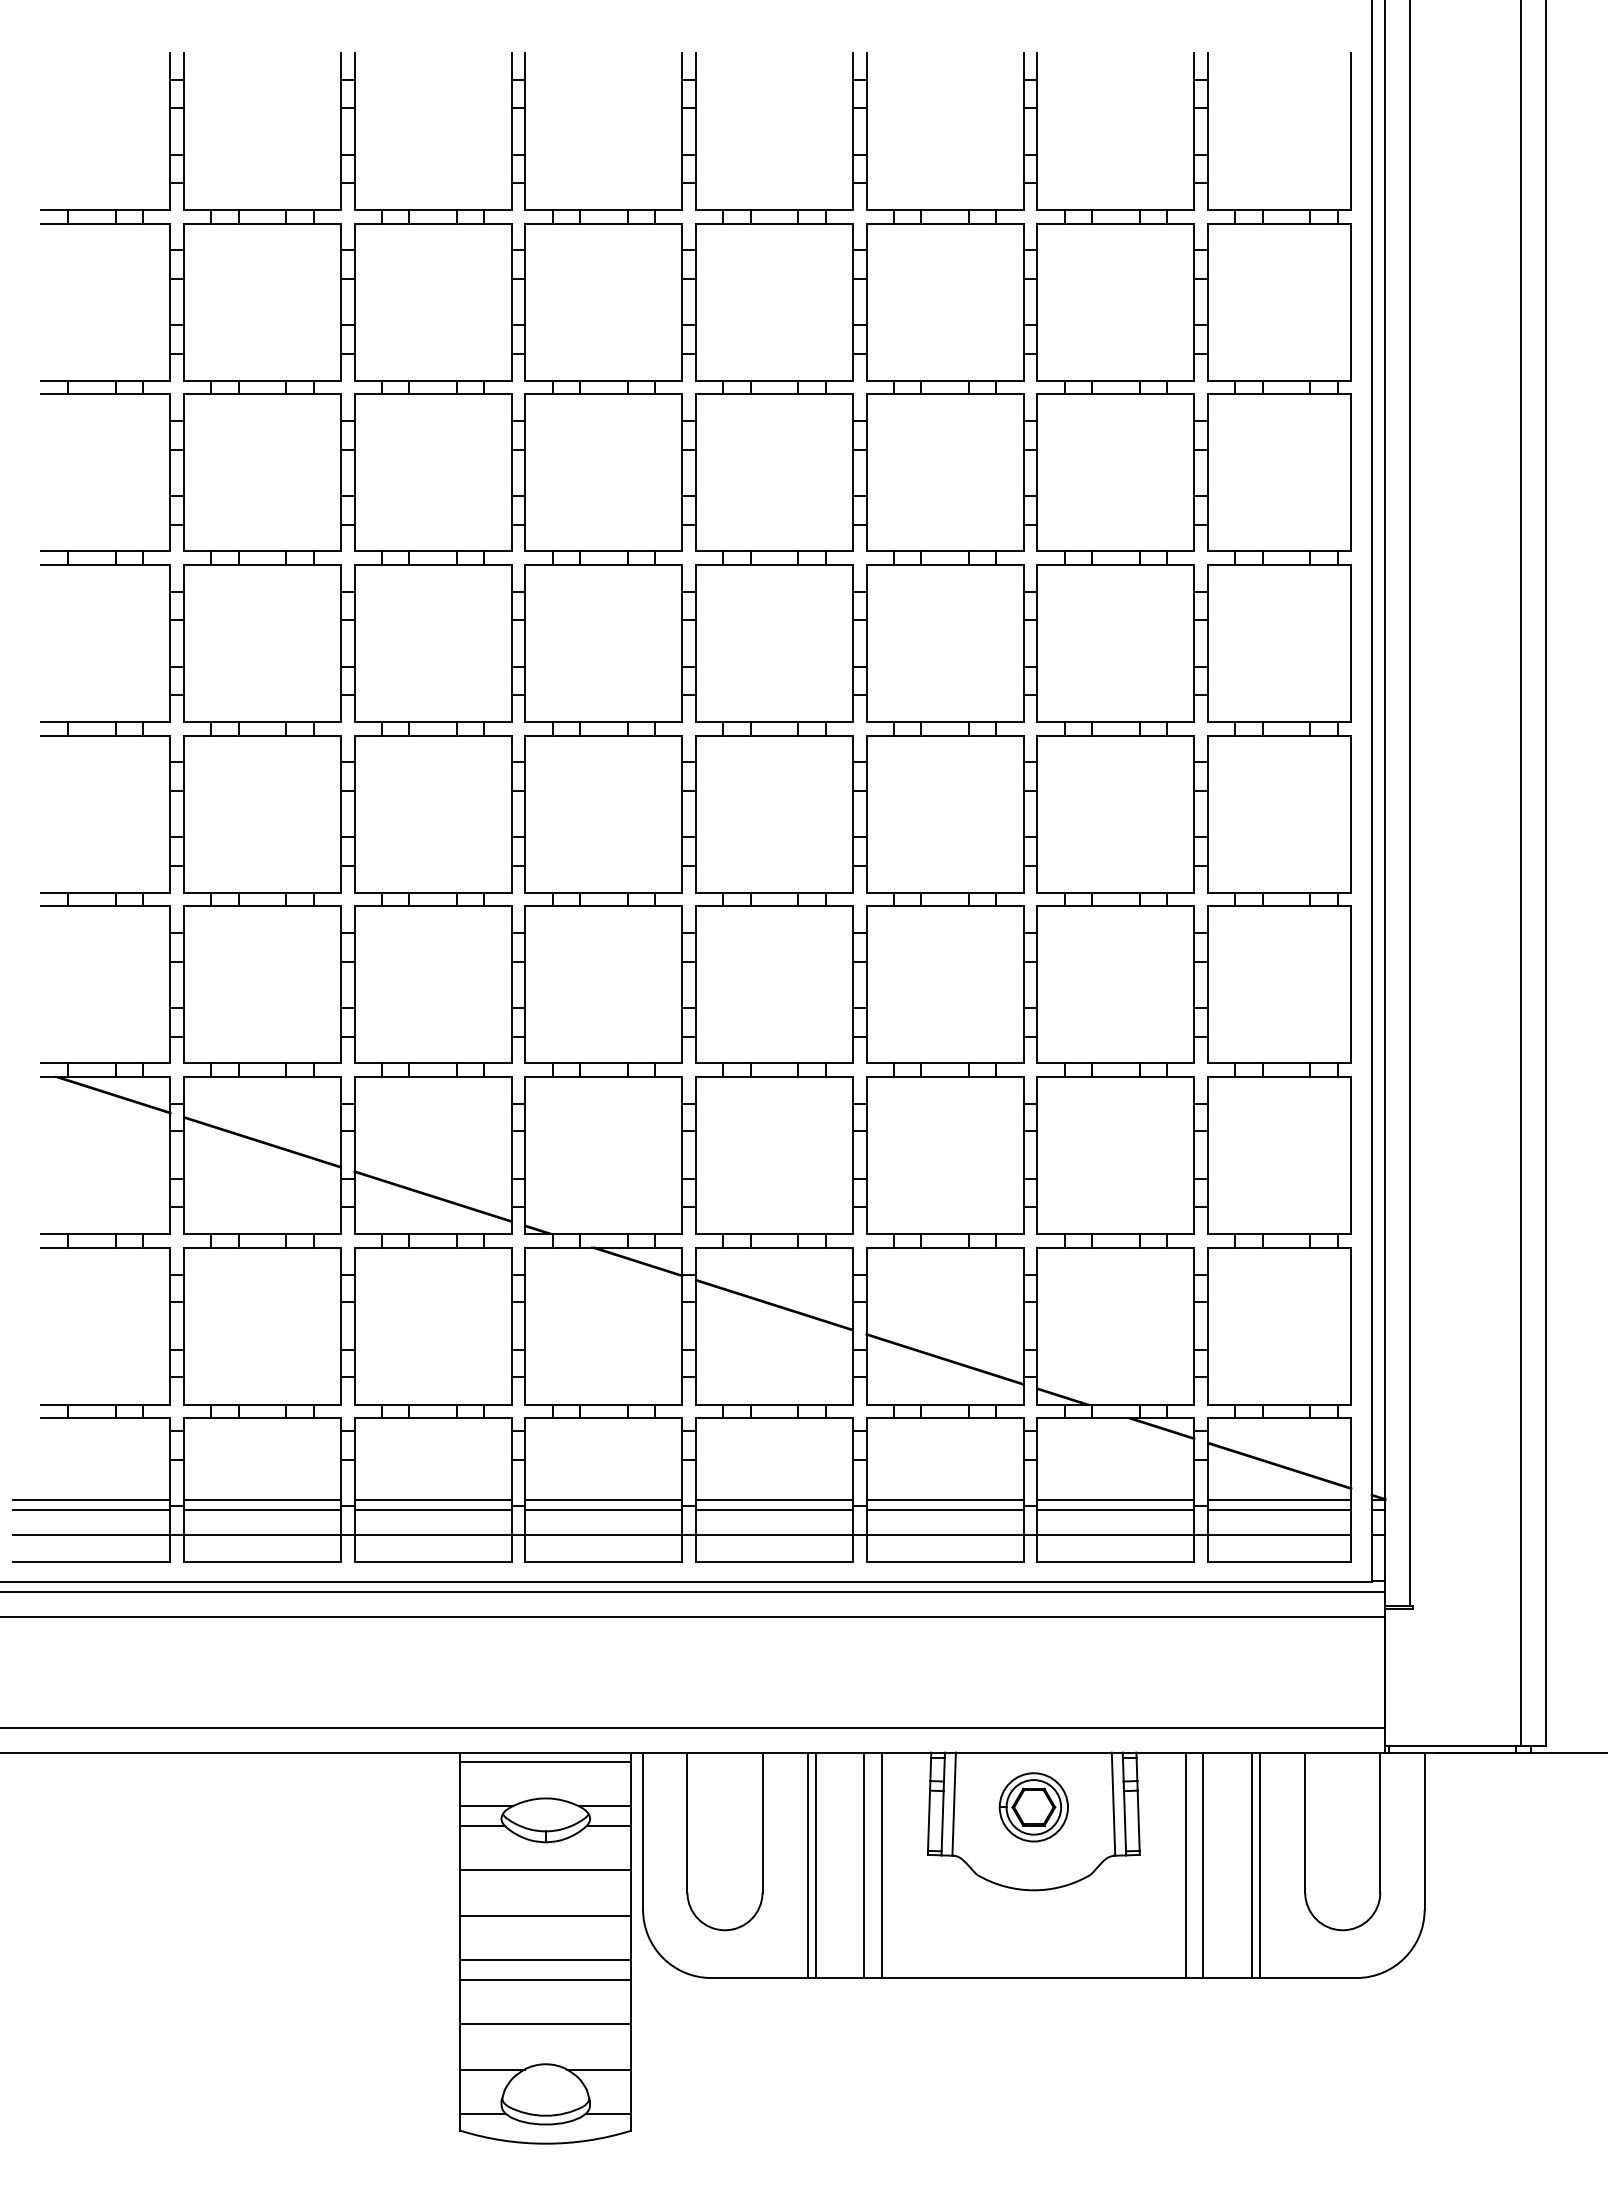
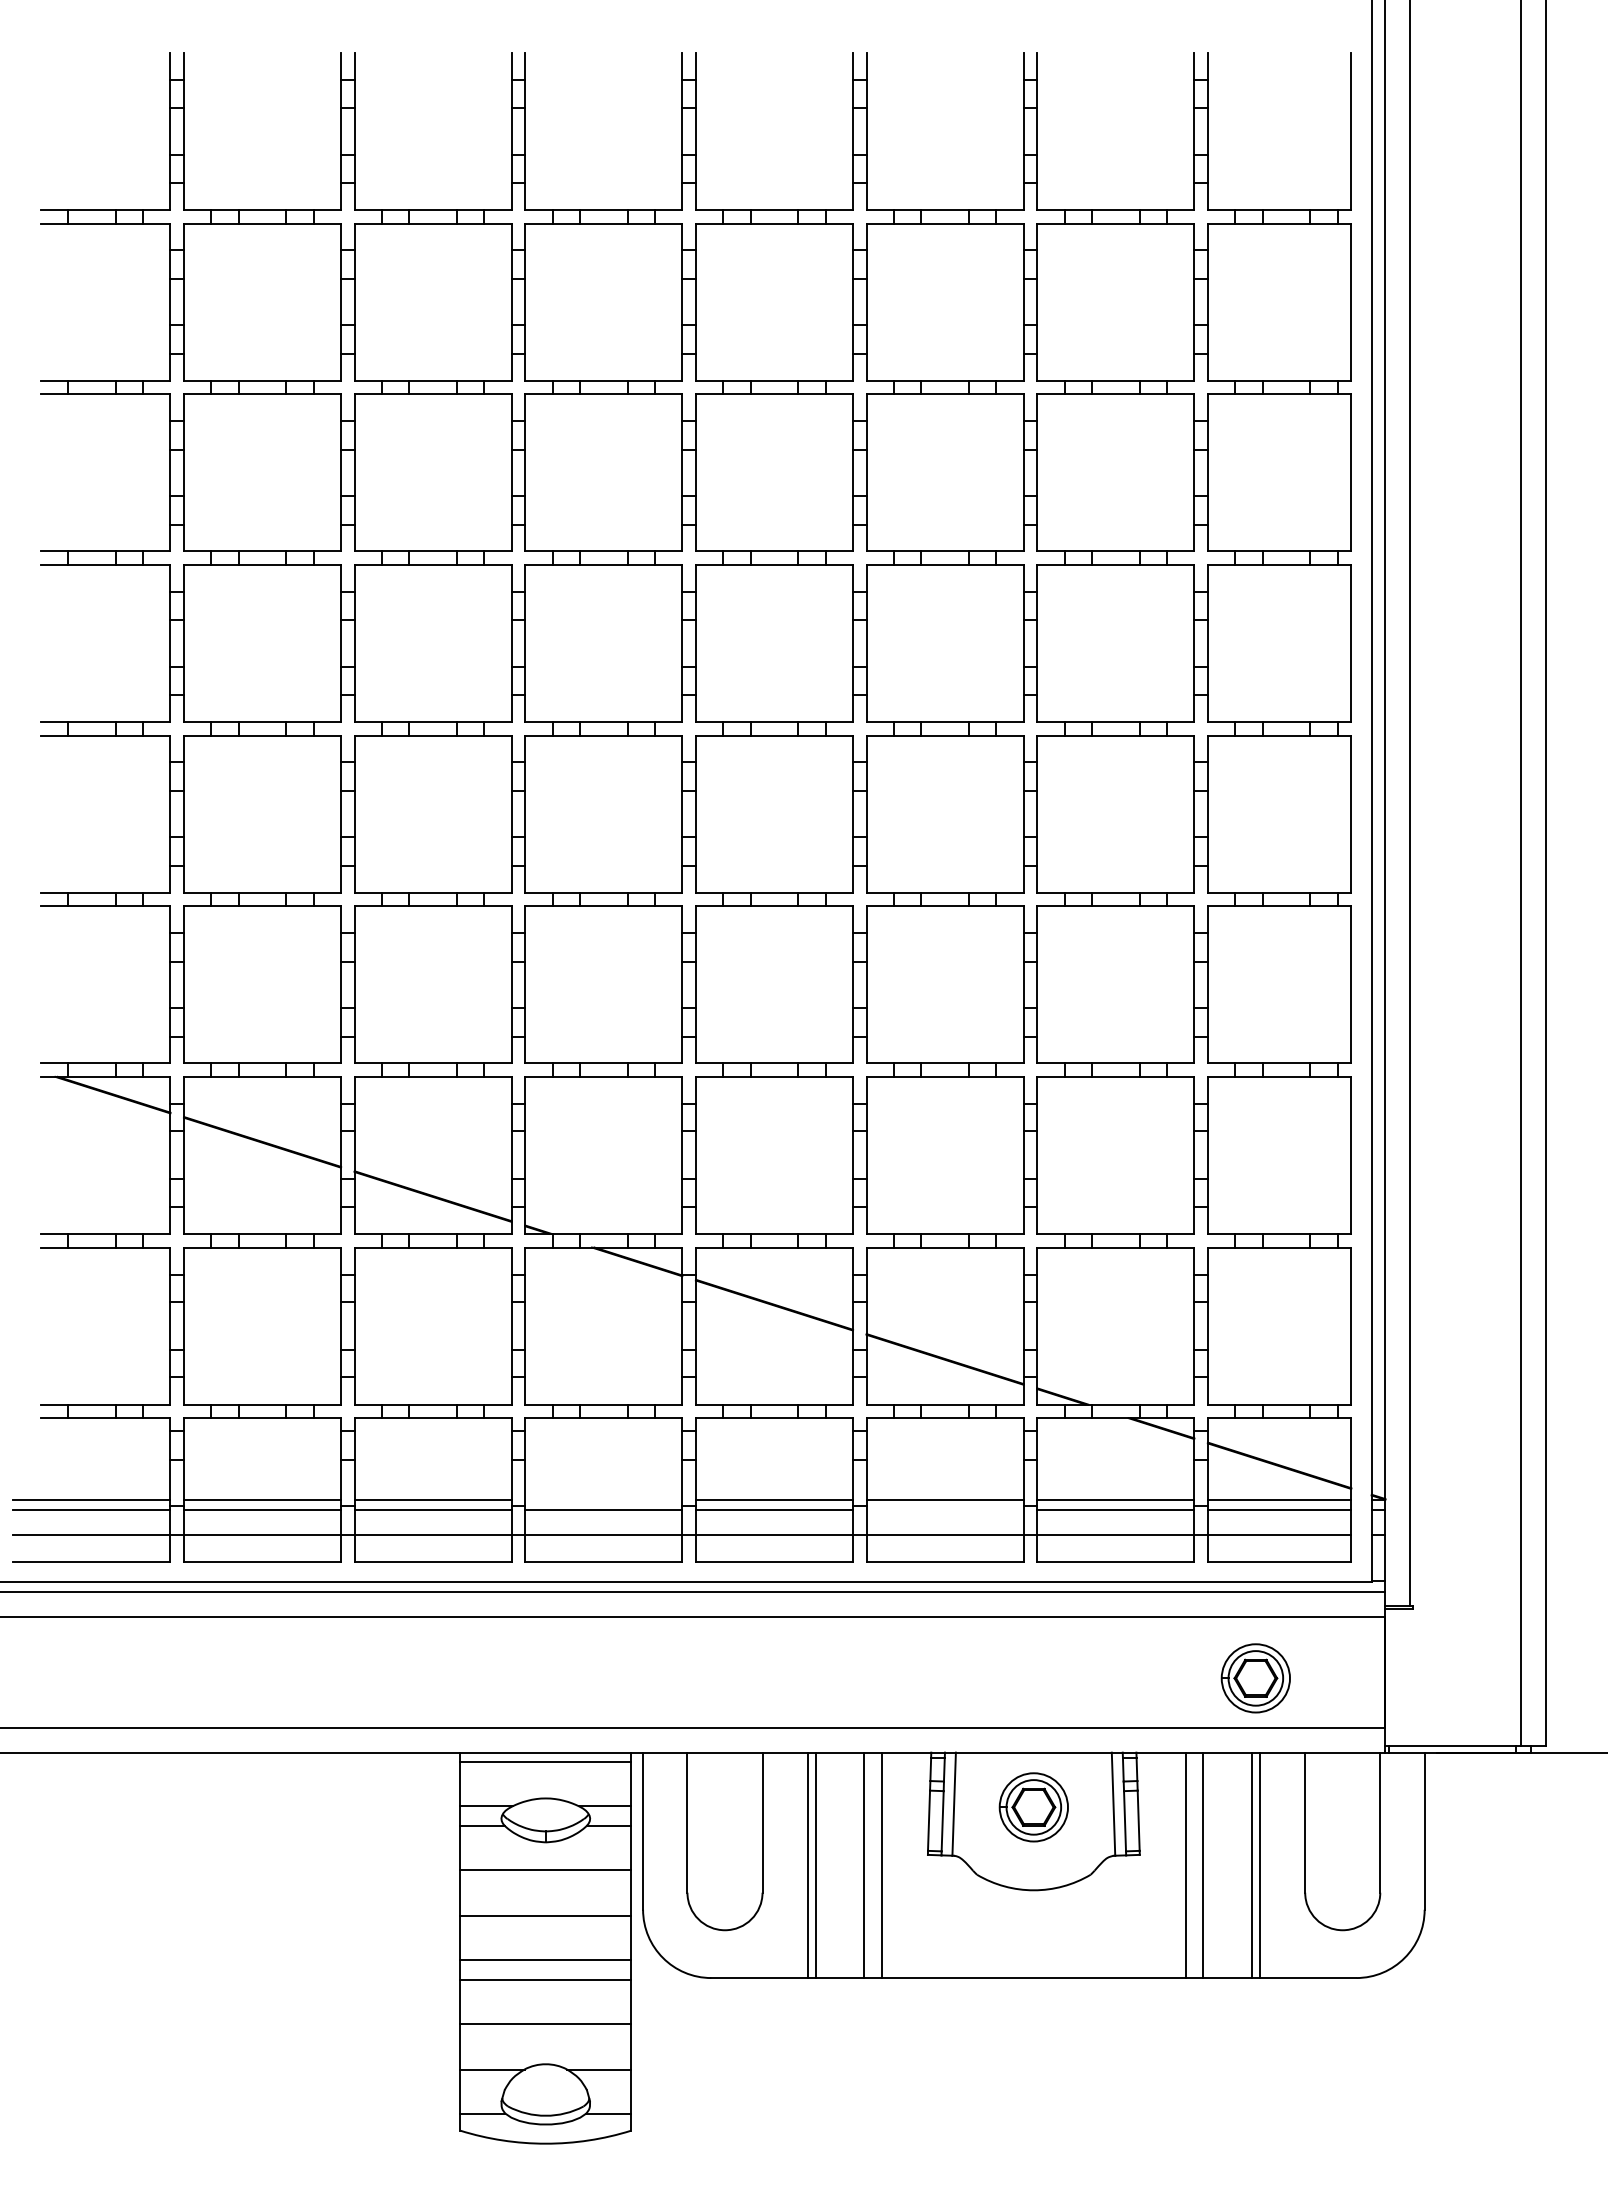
line: present -> none (603, 1500)
line: present -> none (944, 1510)
part: none -> present (1255, 1678)
